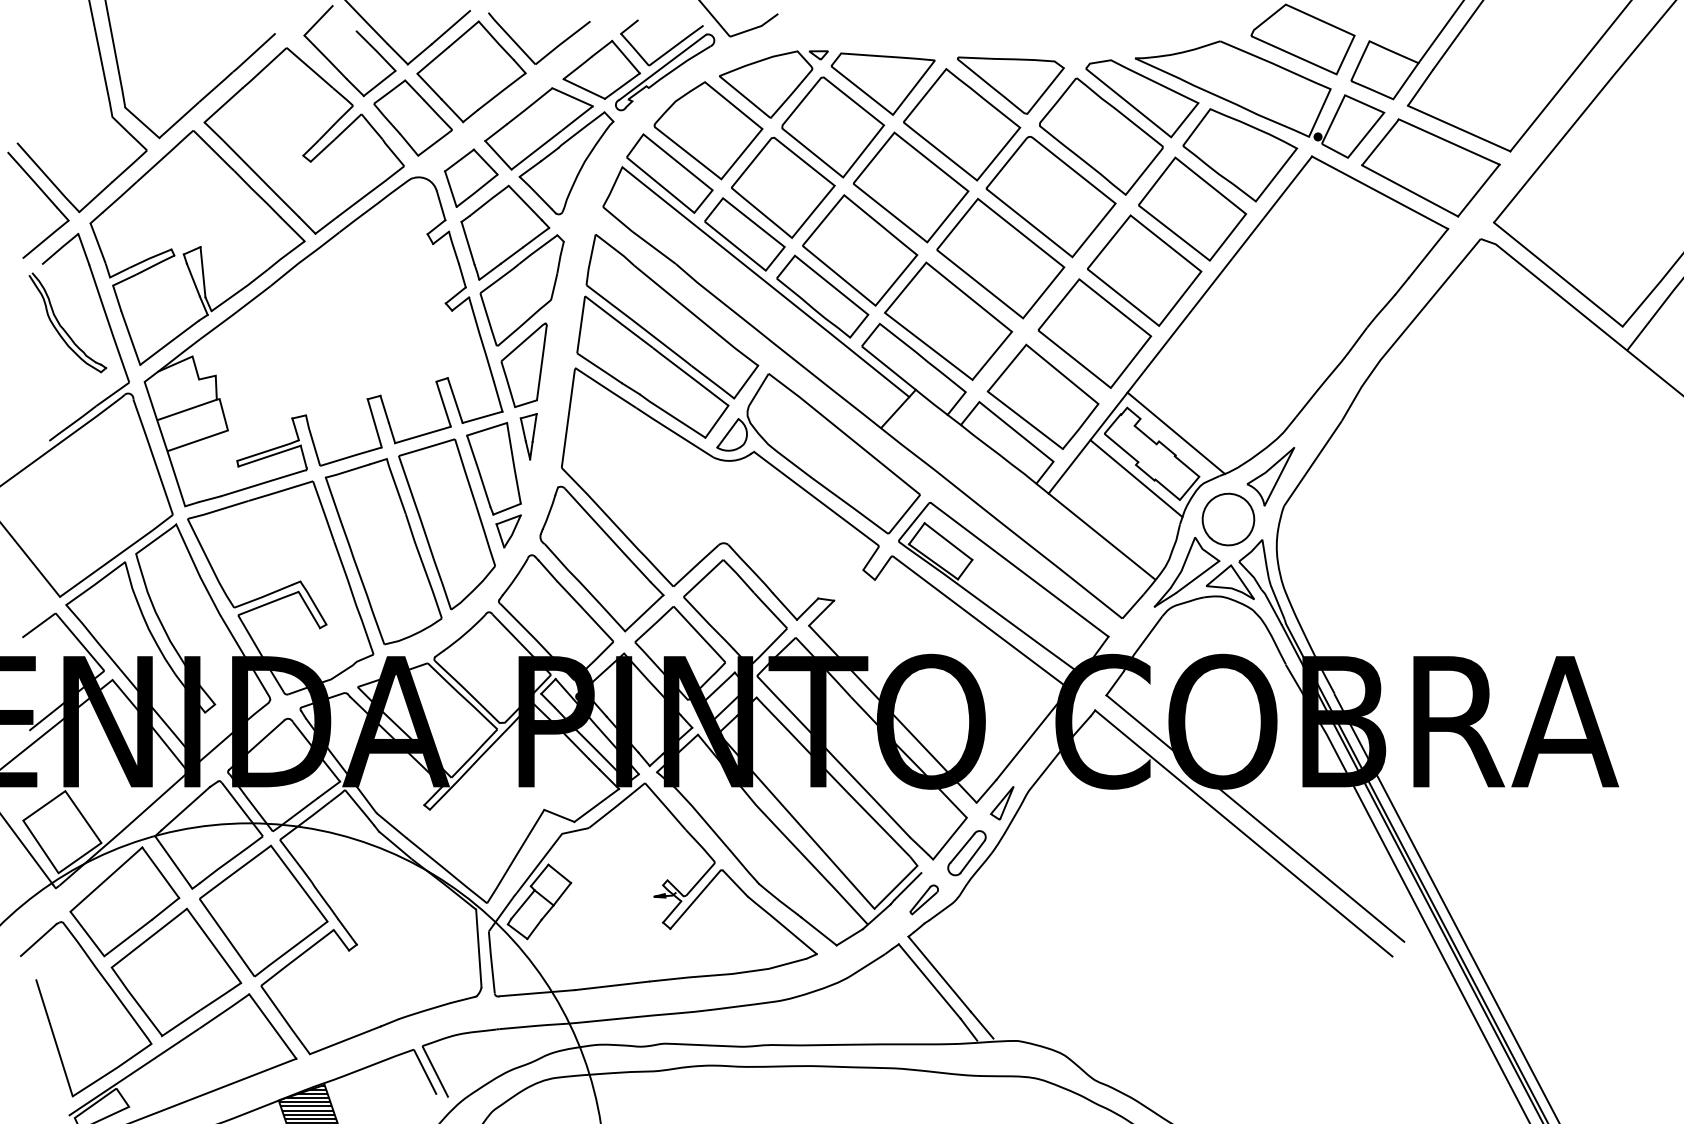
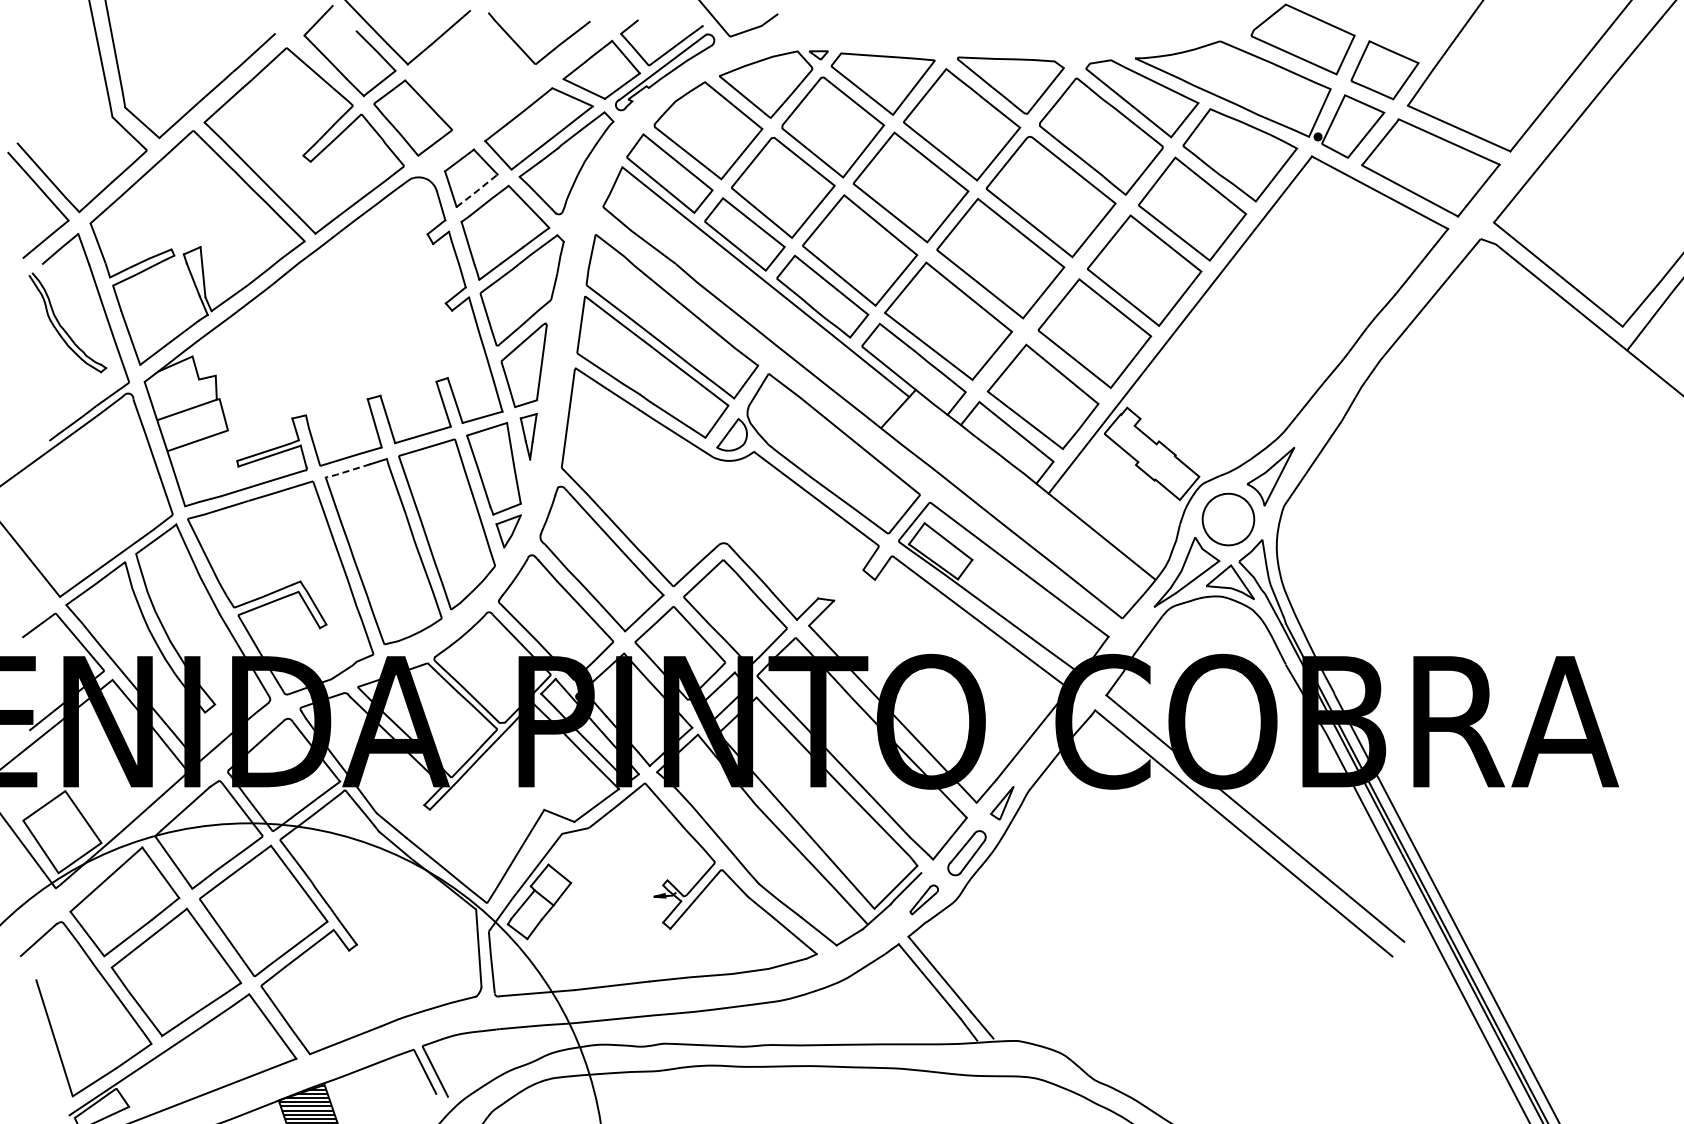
line: present -> none (1440, 32)
part: present -> none (471, 71)
line: solid -> dashed (476, 191)
line: present -> none (1175, 432)
line: solid -> dashed (347, 471)
line: present -> none (1136, 478)
